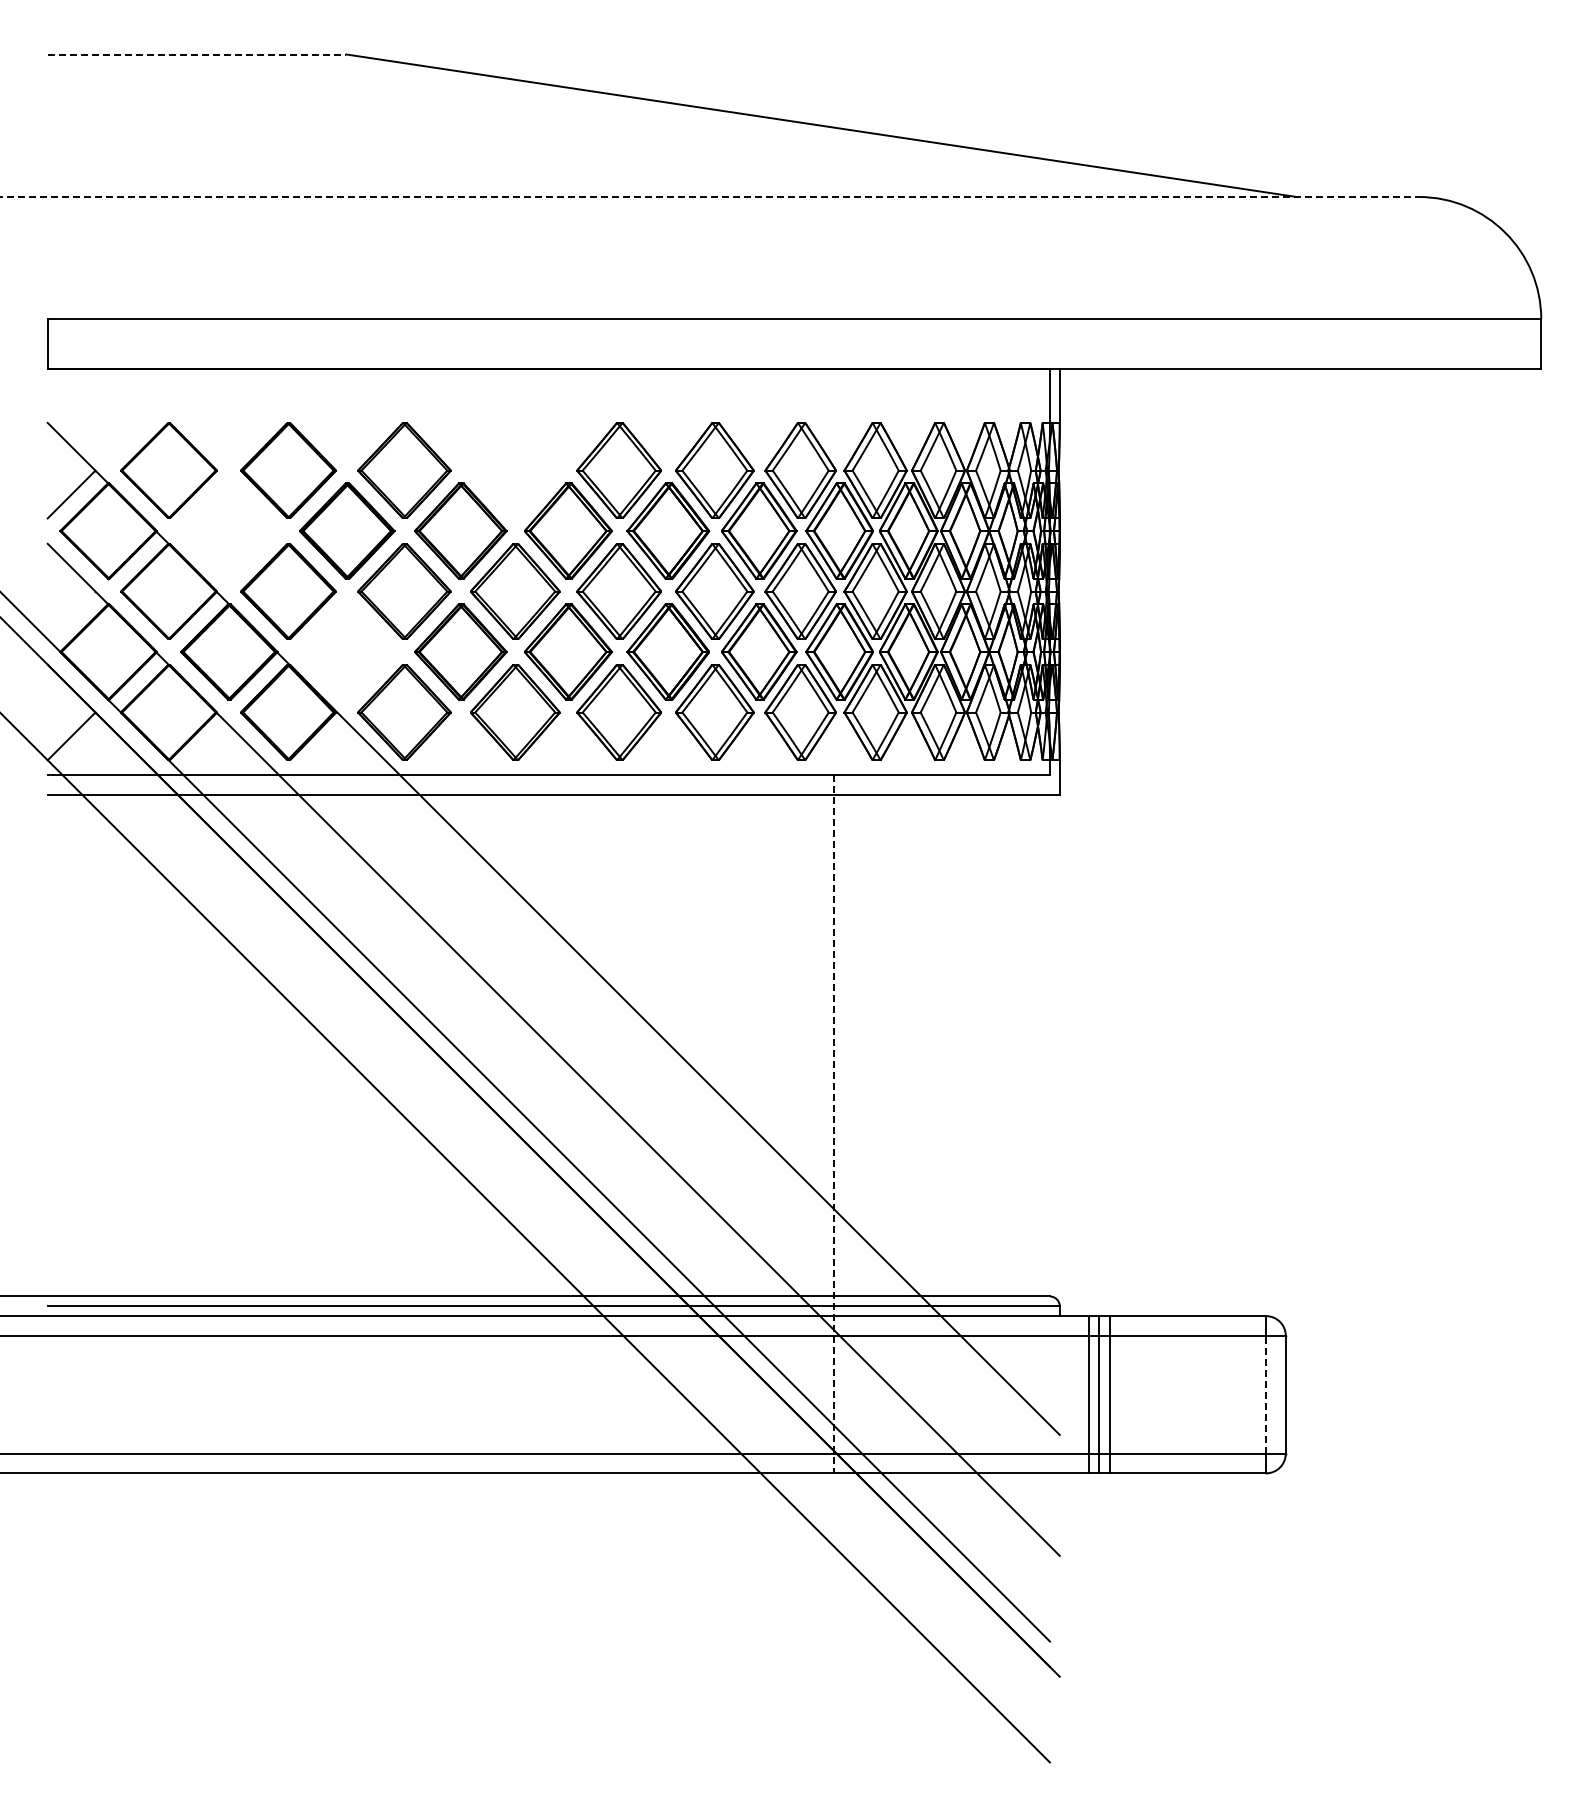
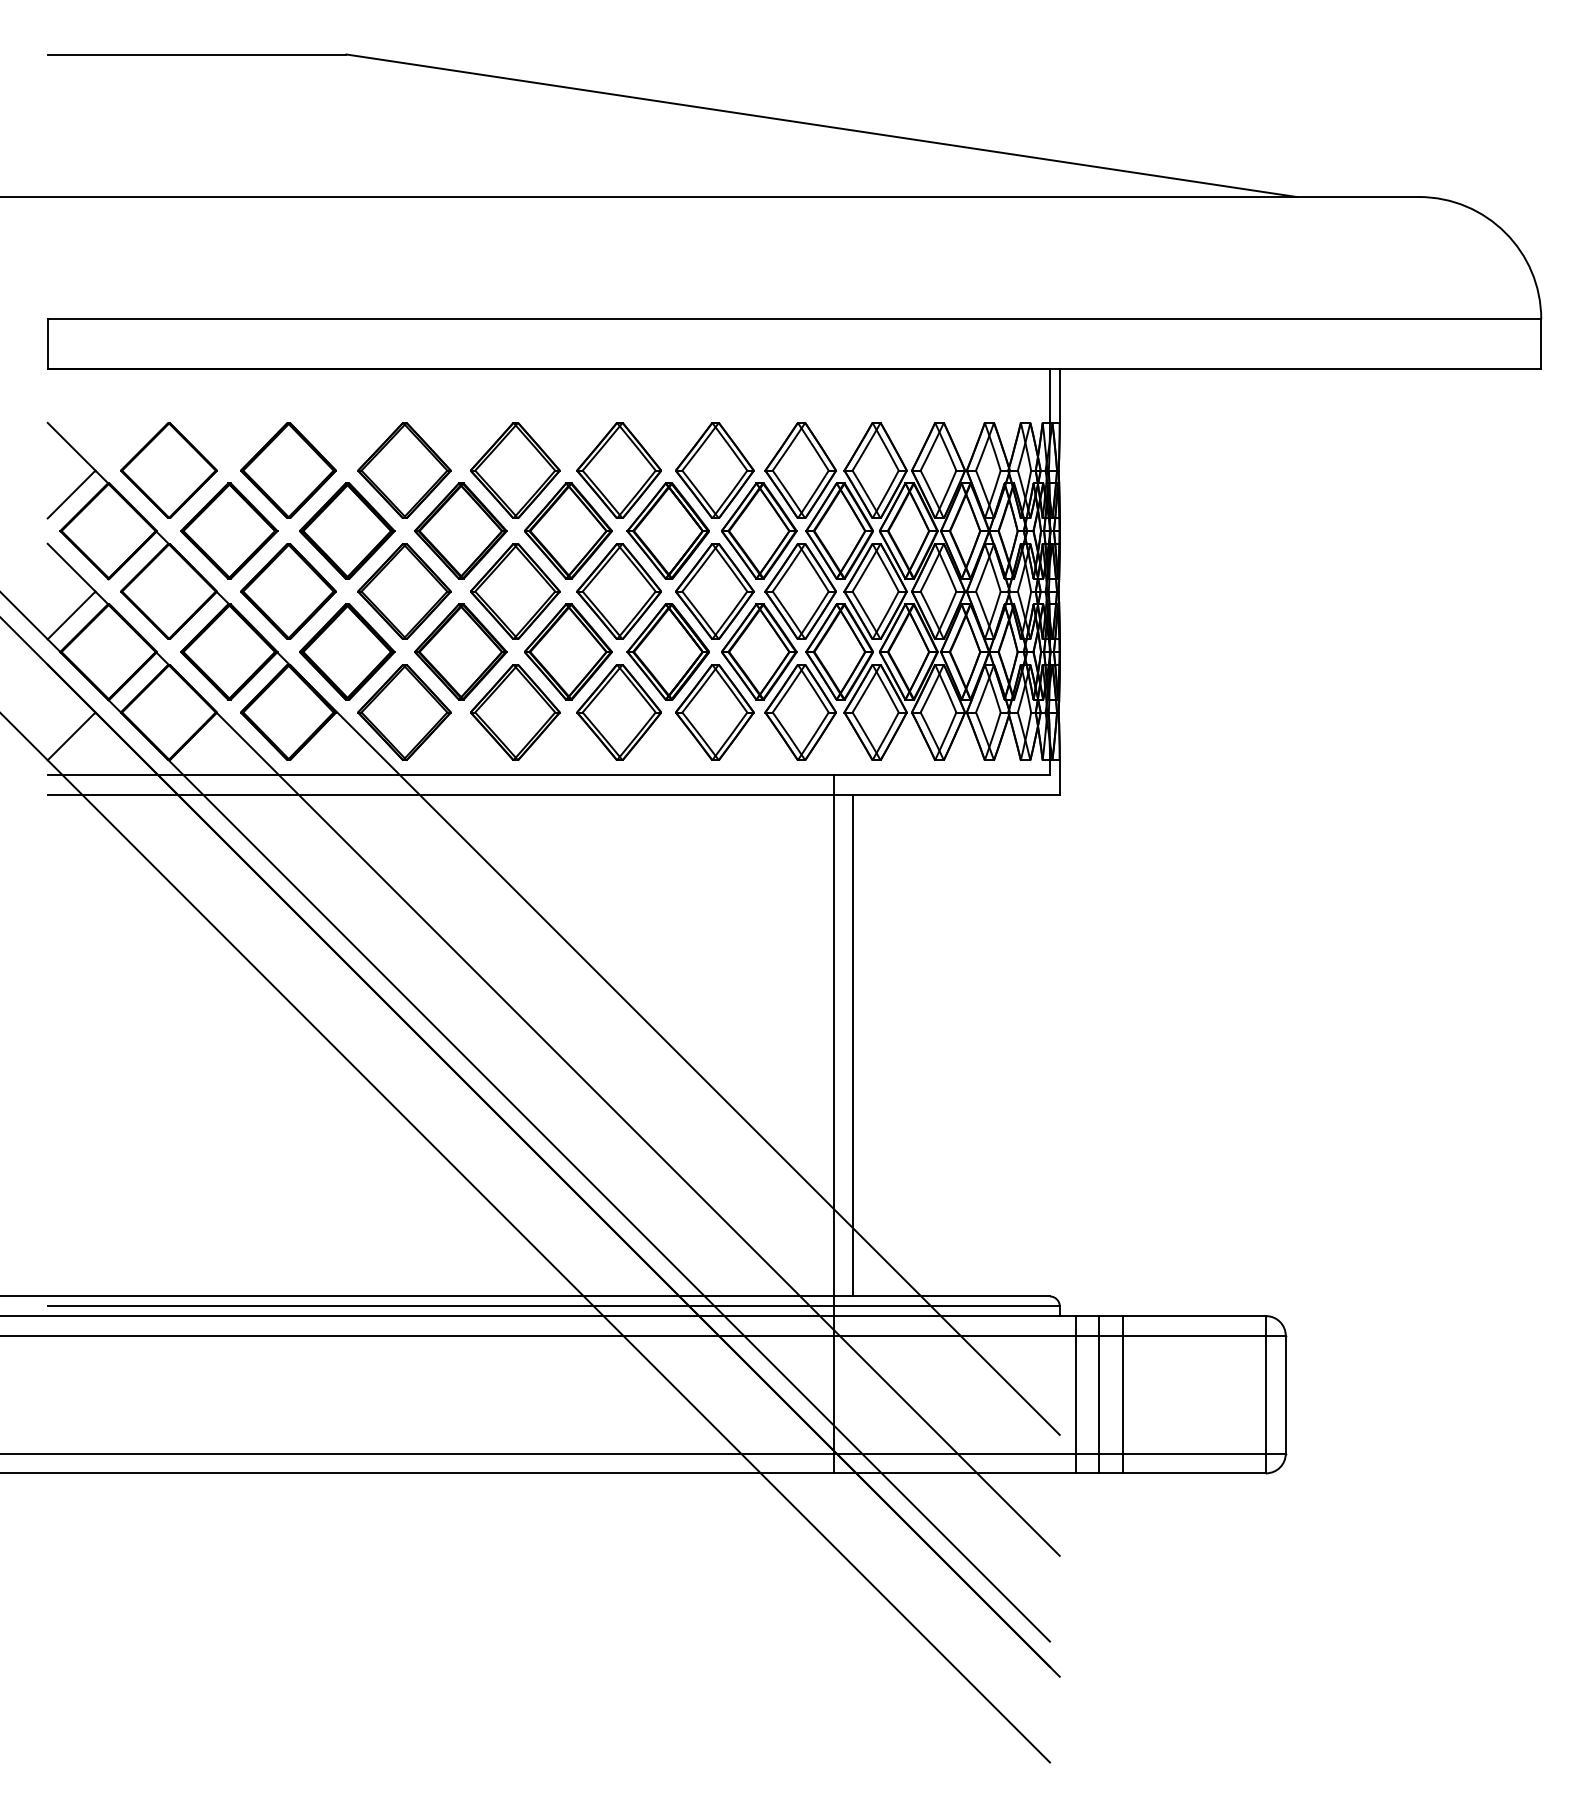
line: dashed -> solid (197, 54)
line: dashed -> solid (710, 197)
part: none -> present (515, 470)
part: none -> present (229, 530)
line: none -> present (71, 615)
part: none -> present (347, 651)
line: none -> present (853, 1045)
line: dashed -> solid (833, 1124)
line position: (1088, 1394) -> (1075, 1394) (1075, 1394)
line position: (1109, 1394) -> (1122, 1394) (1122, 1394)
line: dashed -> solid (1266, 1394)
